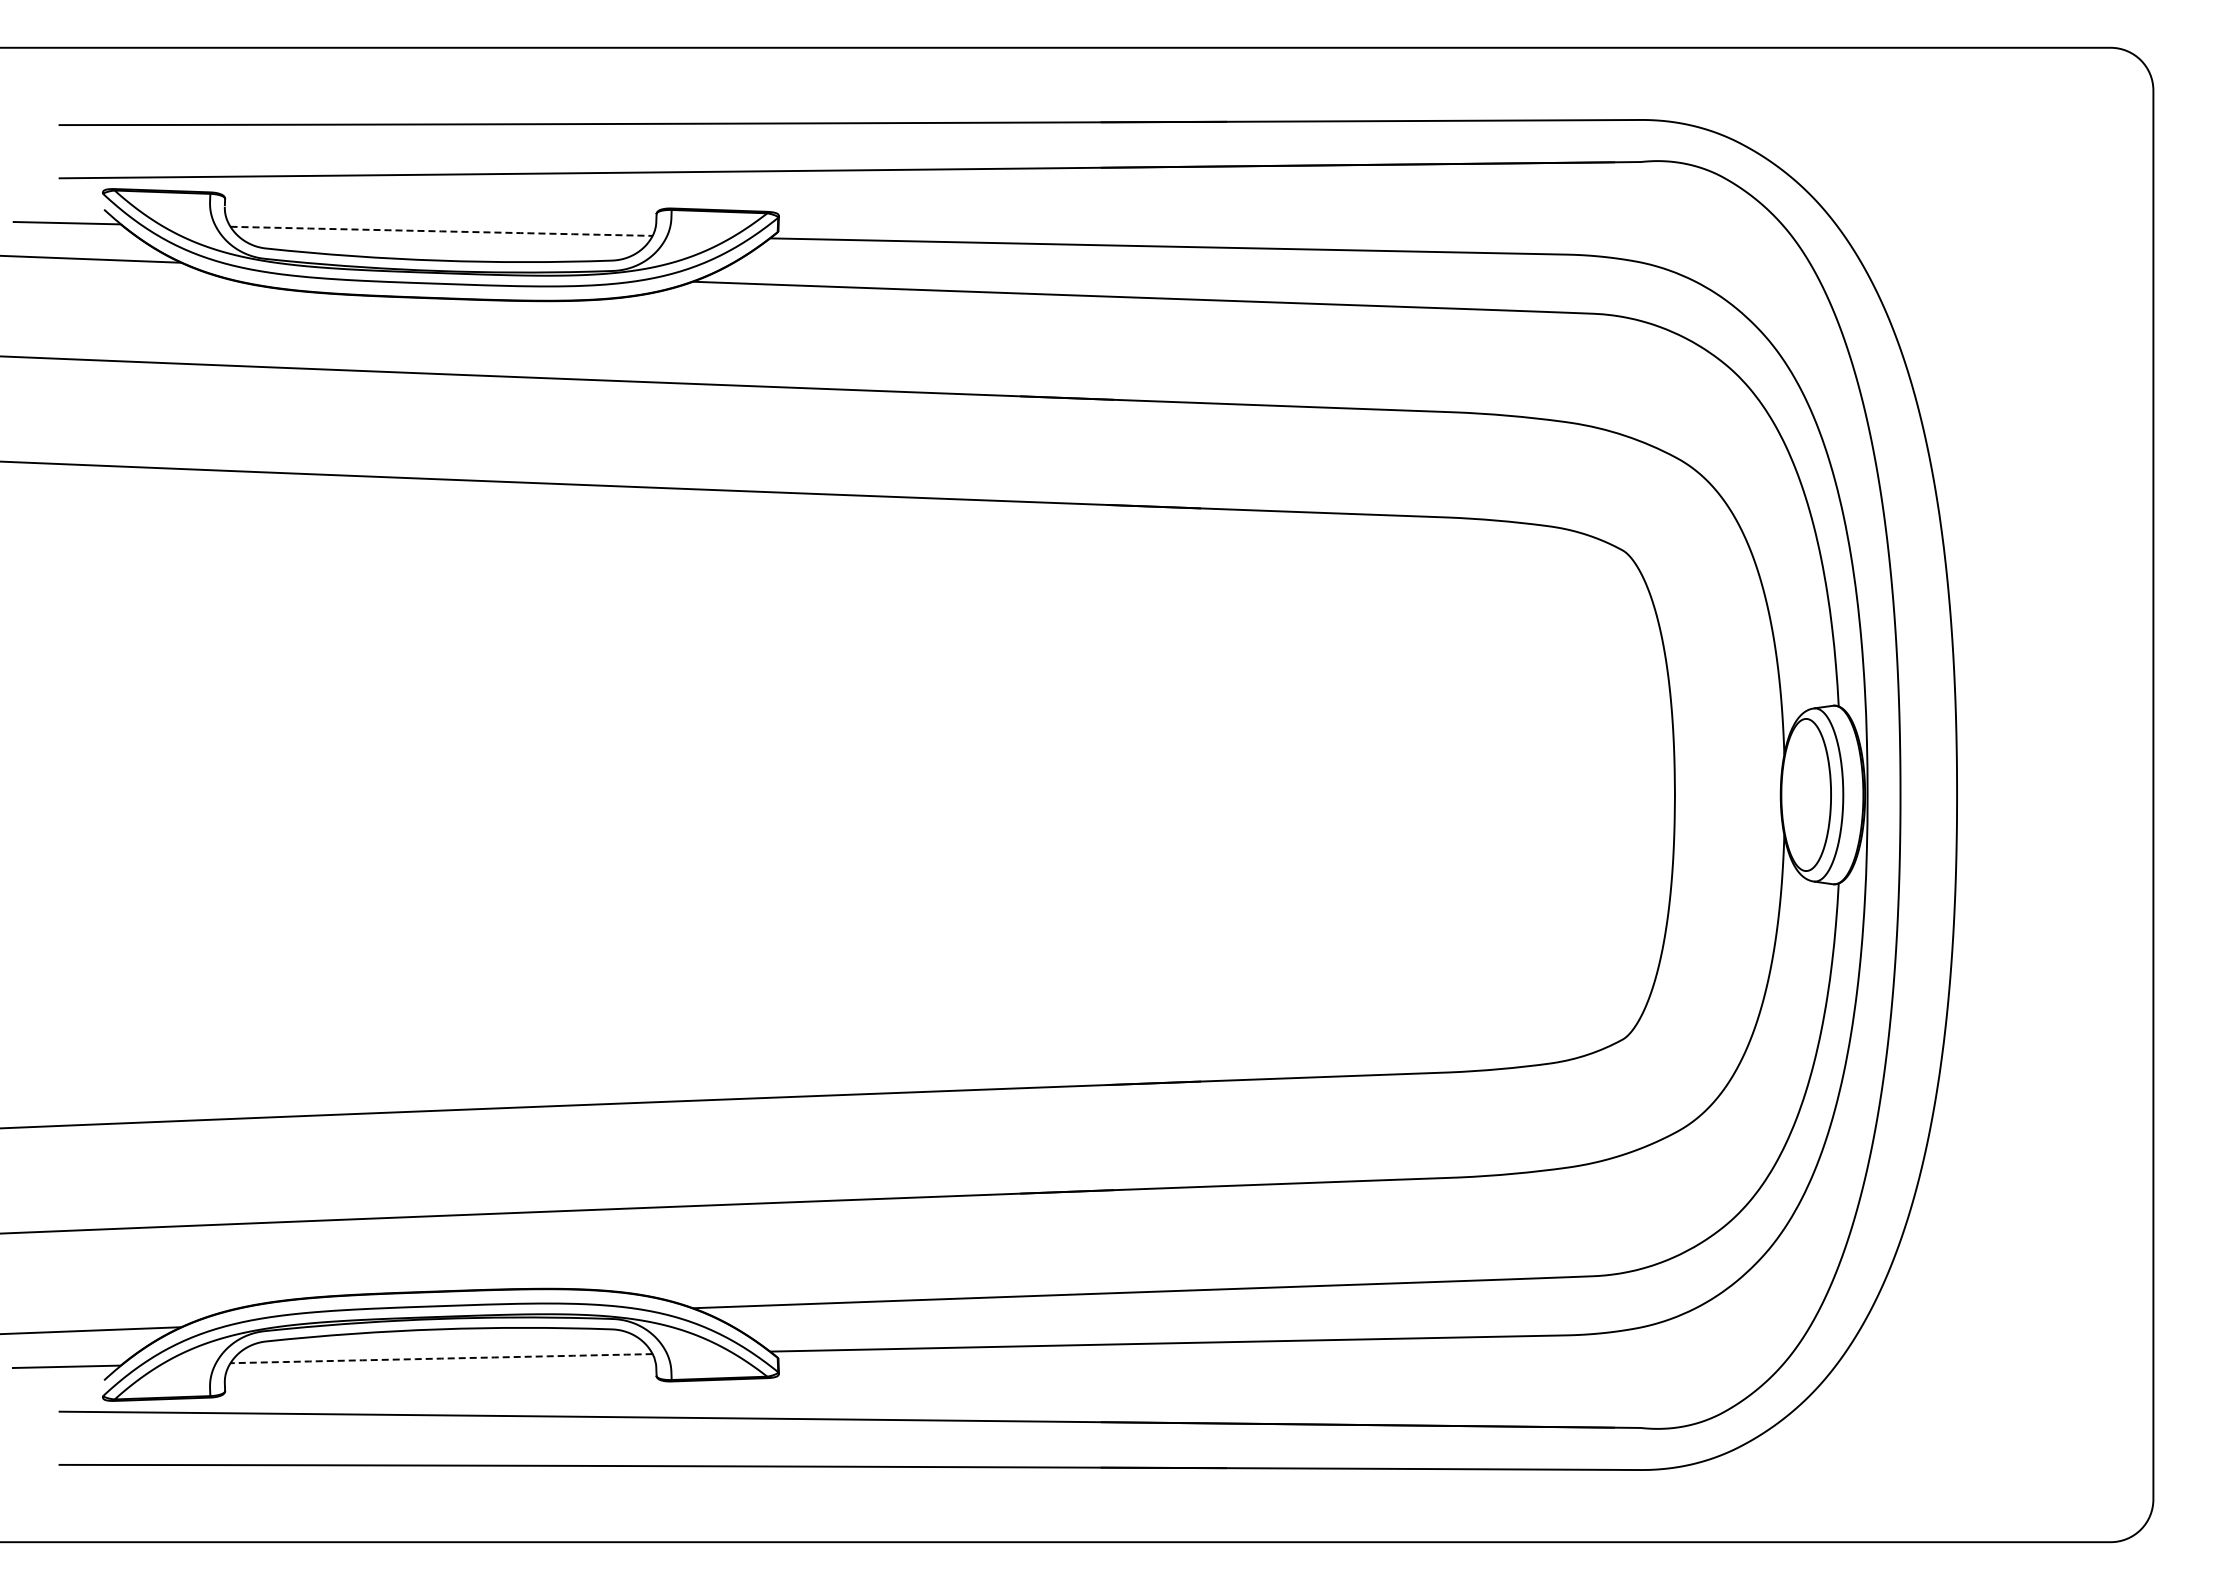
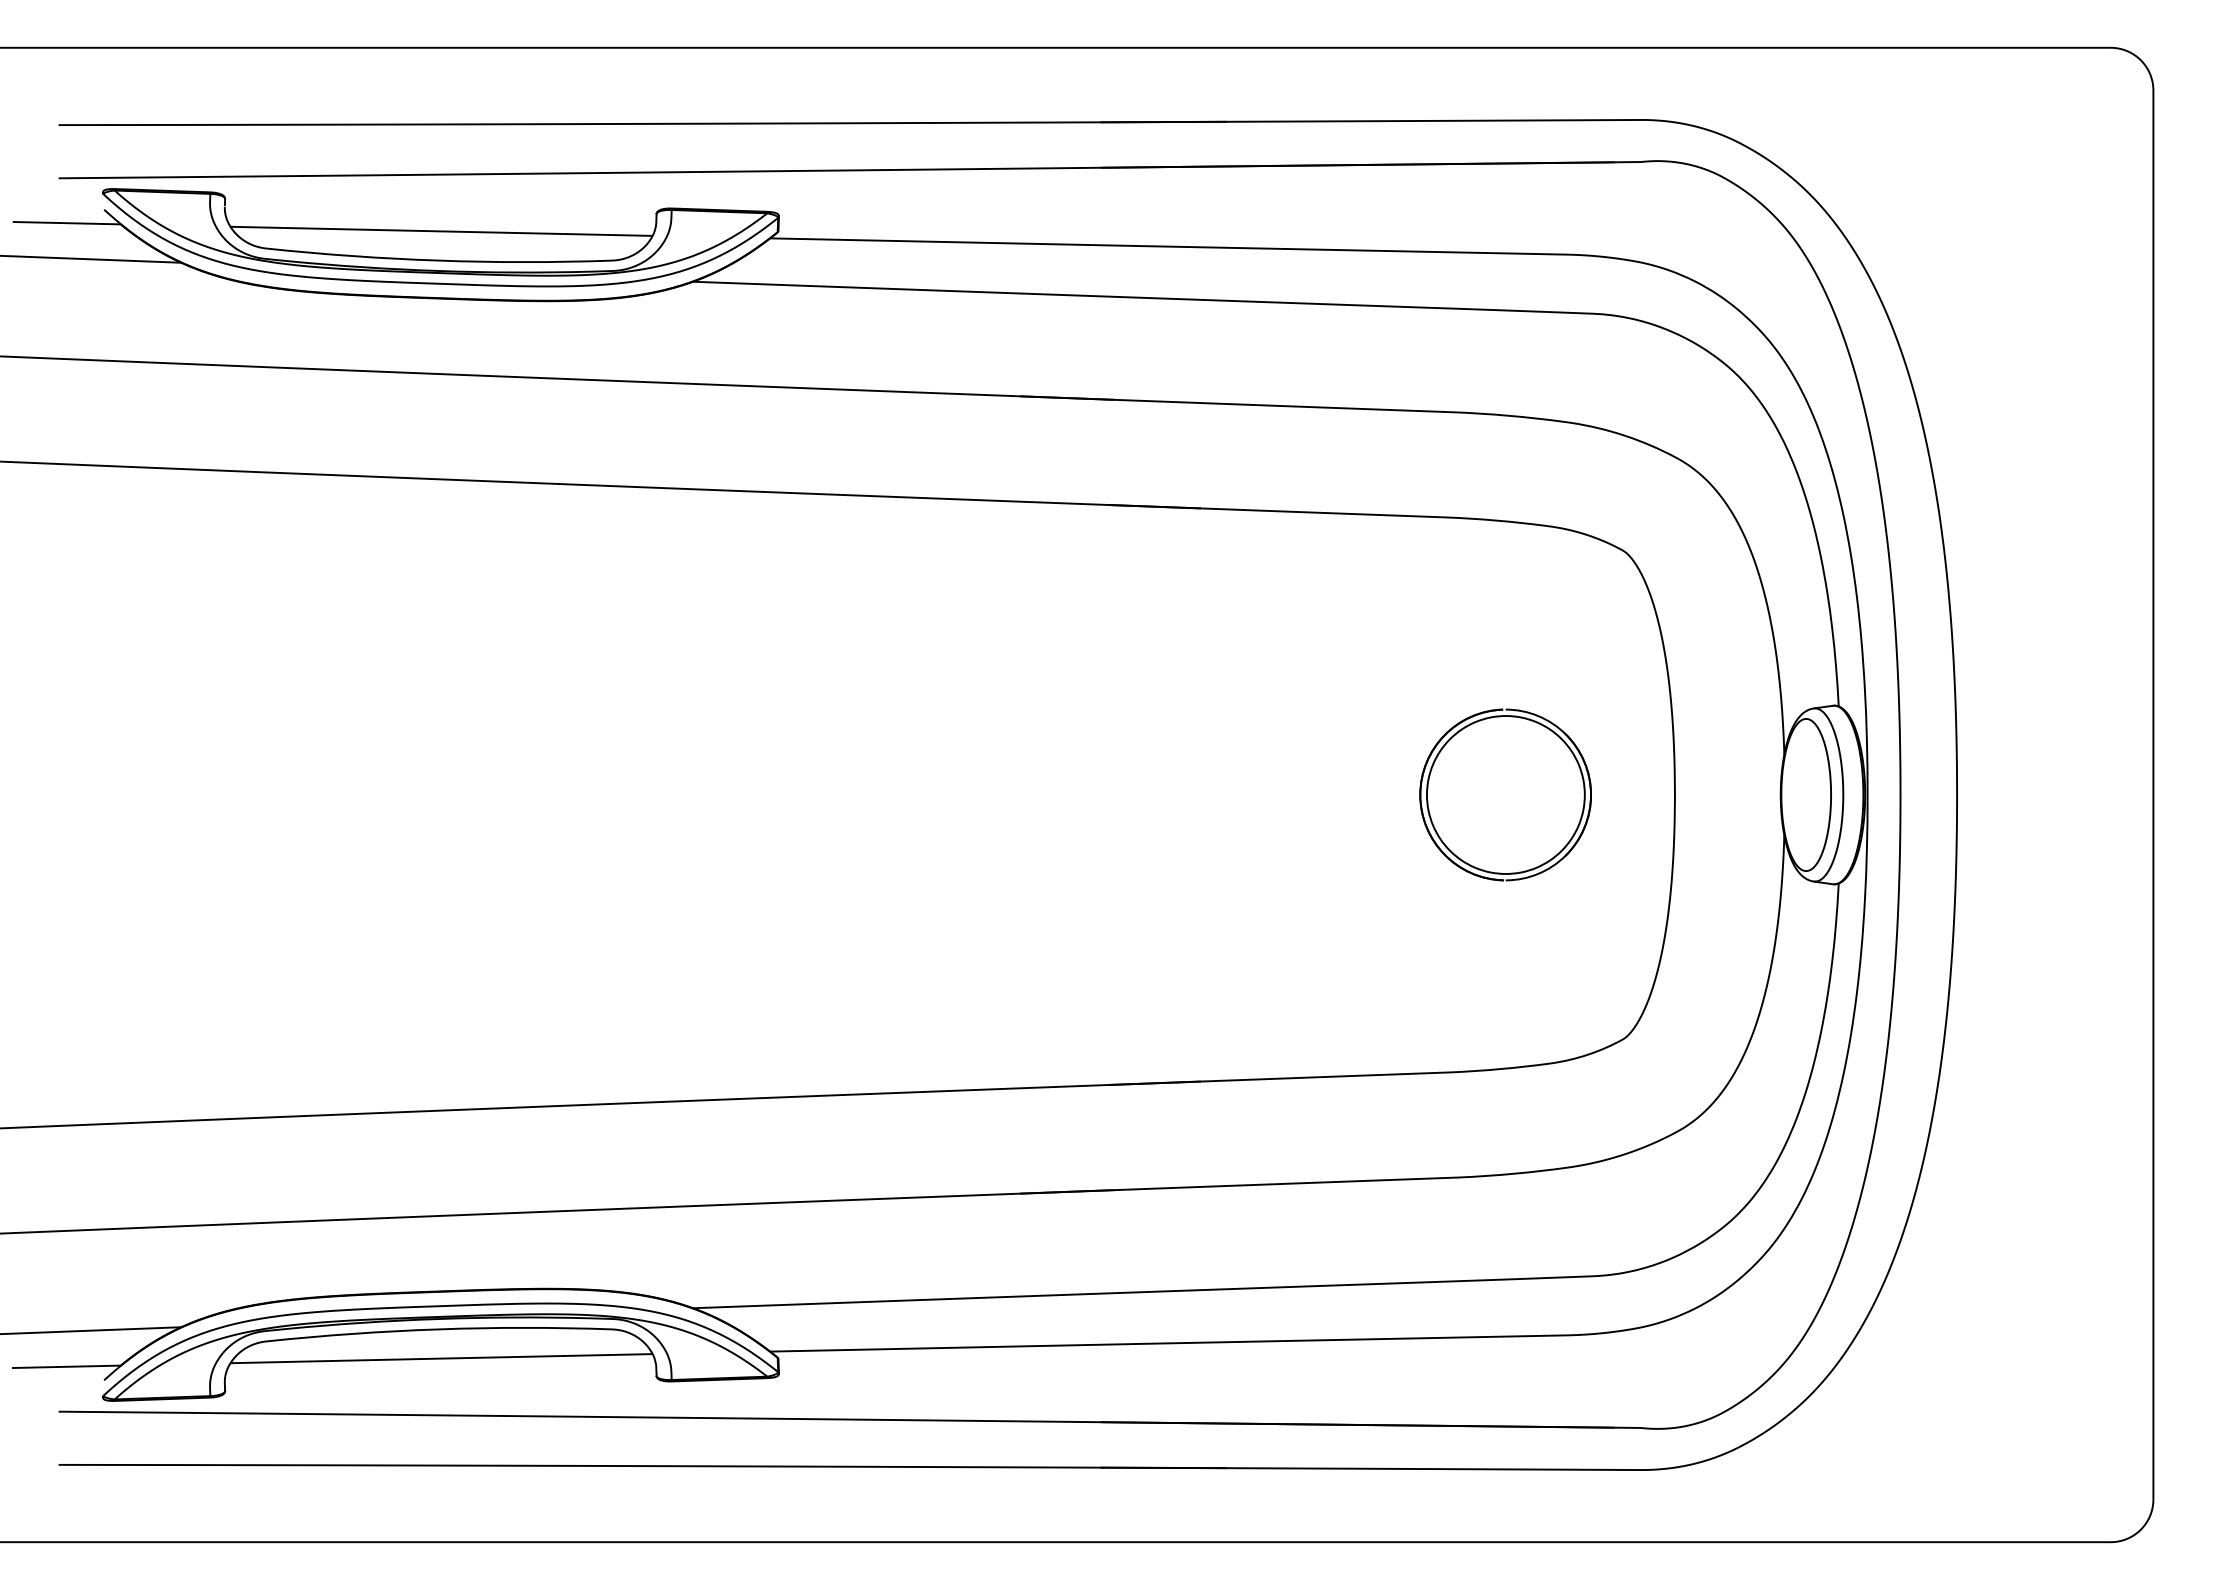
arc: dashed -> solid (441, 231)
part: none -> present (1505, 794)
arc: dashed -> solid (441, 1358)
